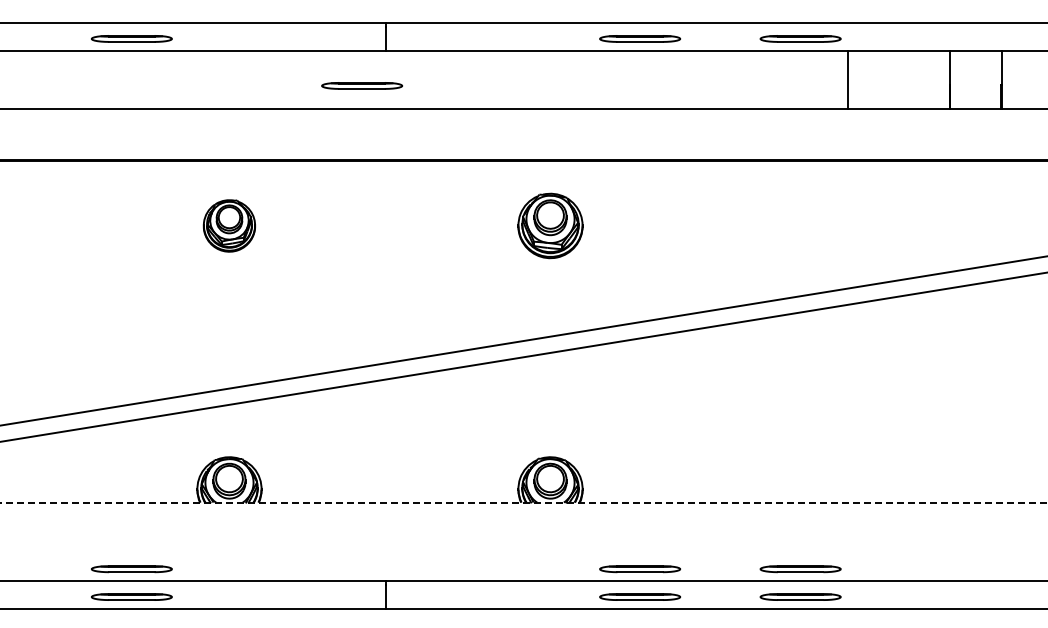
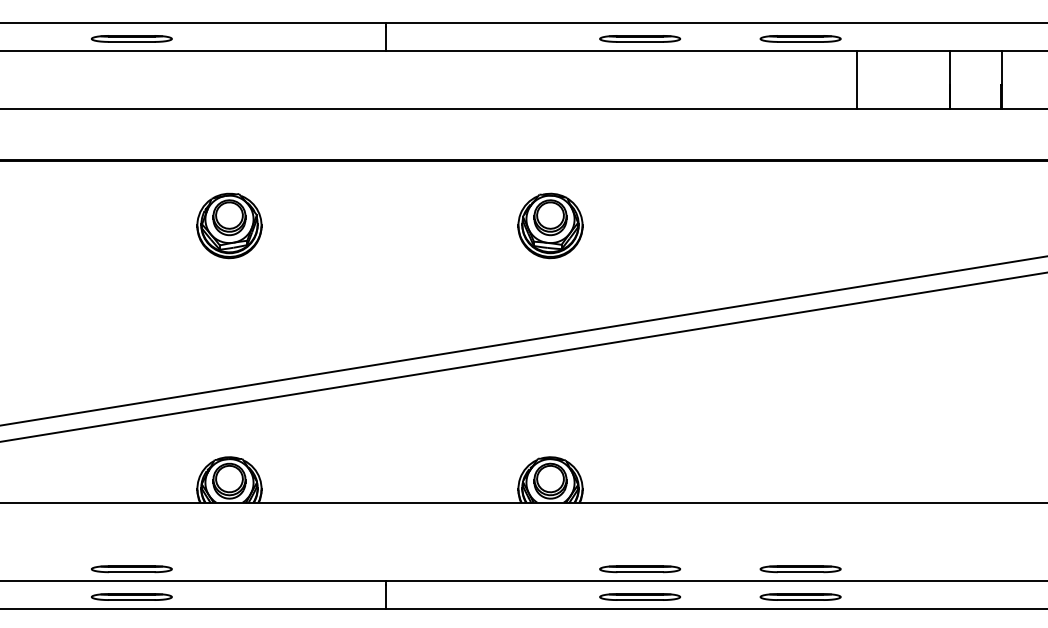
line position: (847, 80) -> (856, 80) (856, 80)
part: present -> none (361, 85)
part size: 54x54 px -> 67x68 px (229, 225)
line: dashed -> solid (523, 502)
